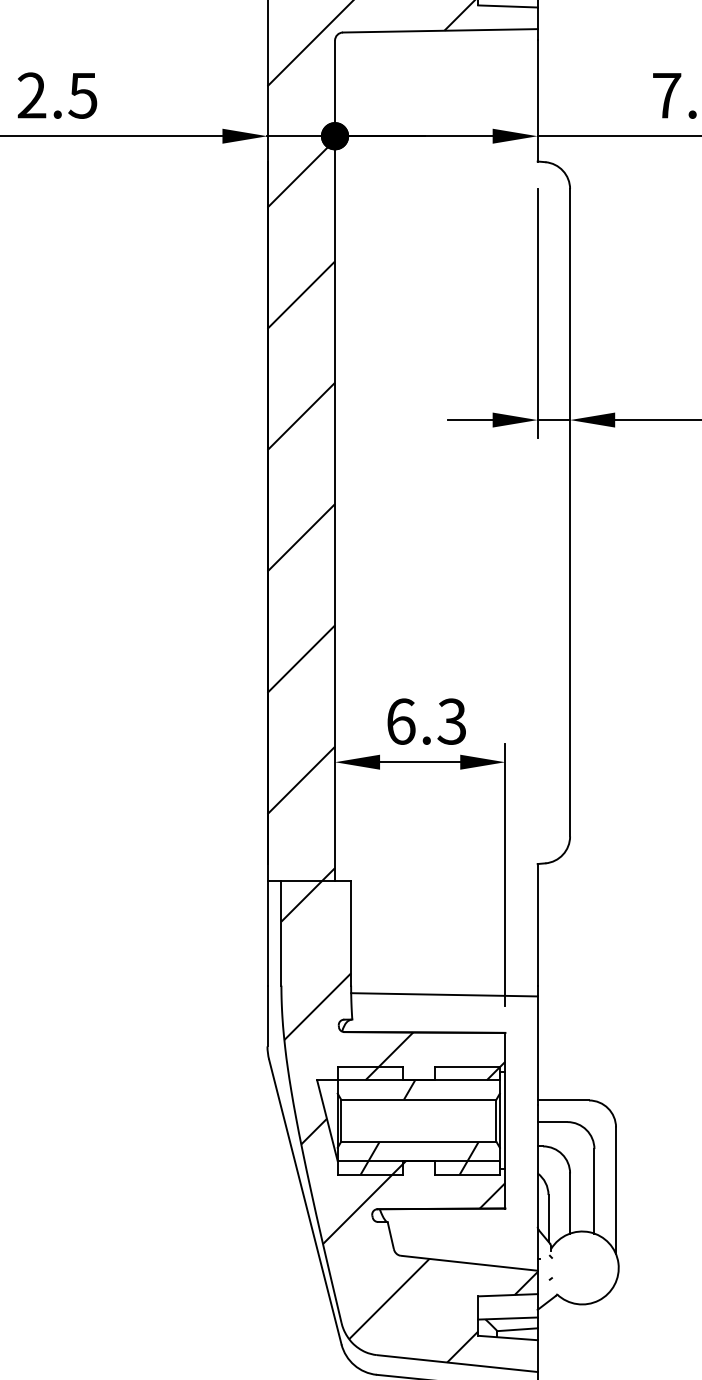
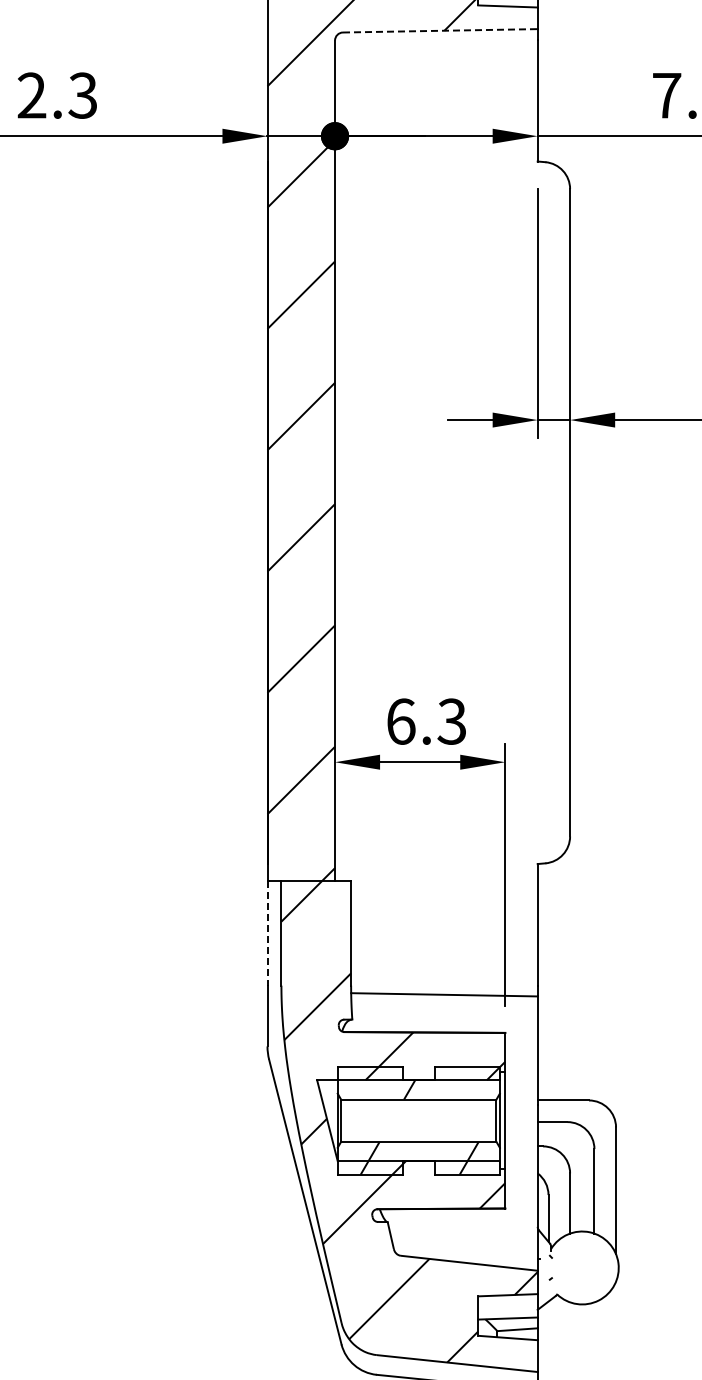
line: solid -> dashed (440, 30)
text: 2.5 -> 2.3 (82, 95)
line: solid -> dashed (267, 933)
